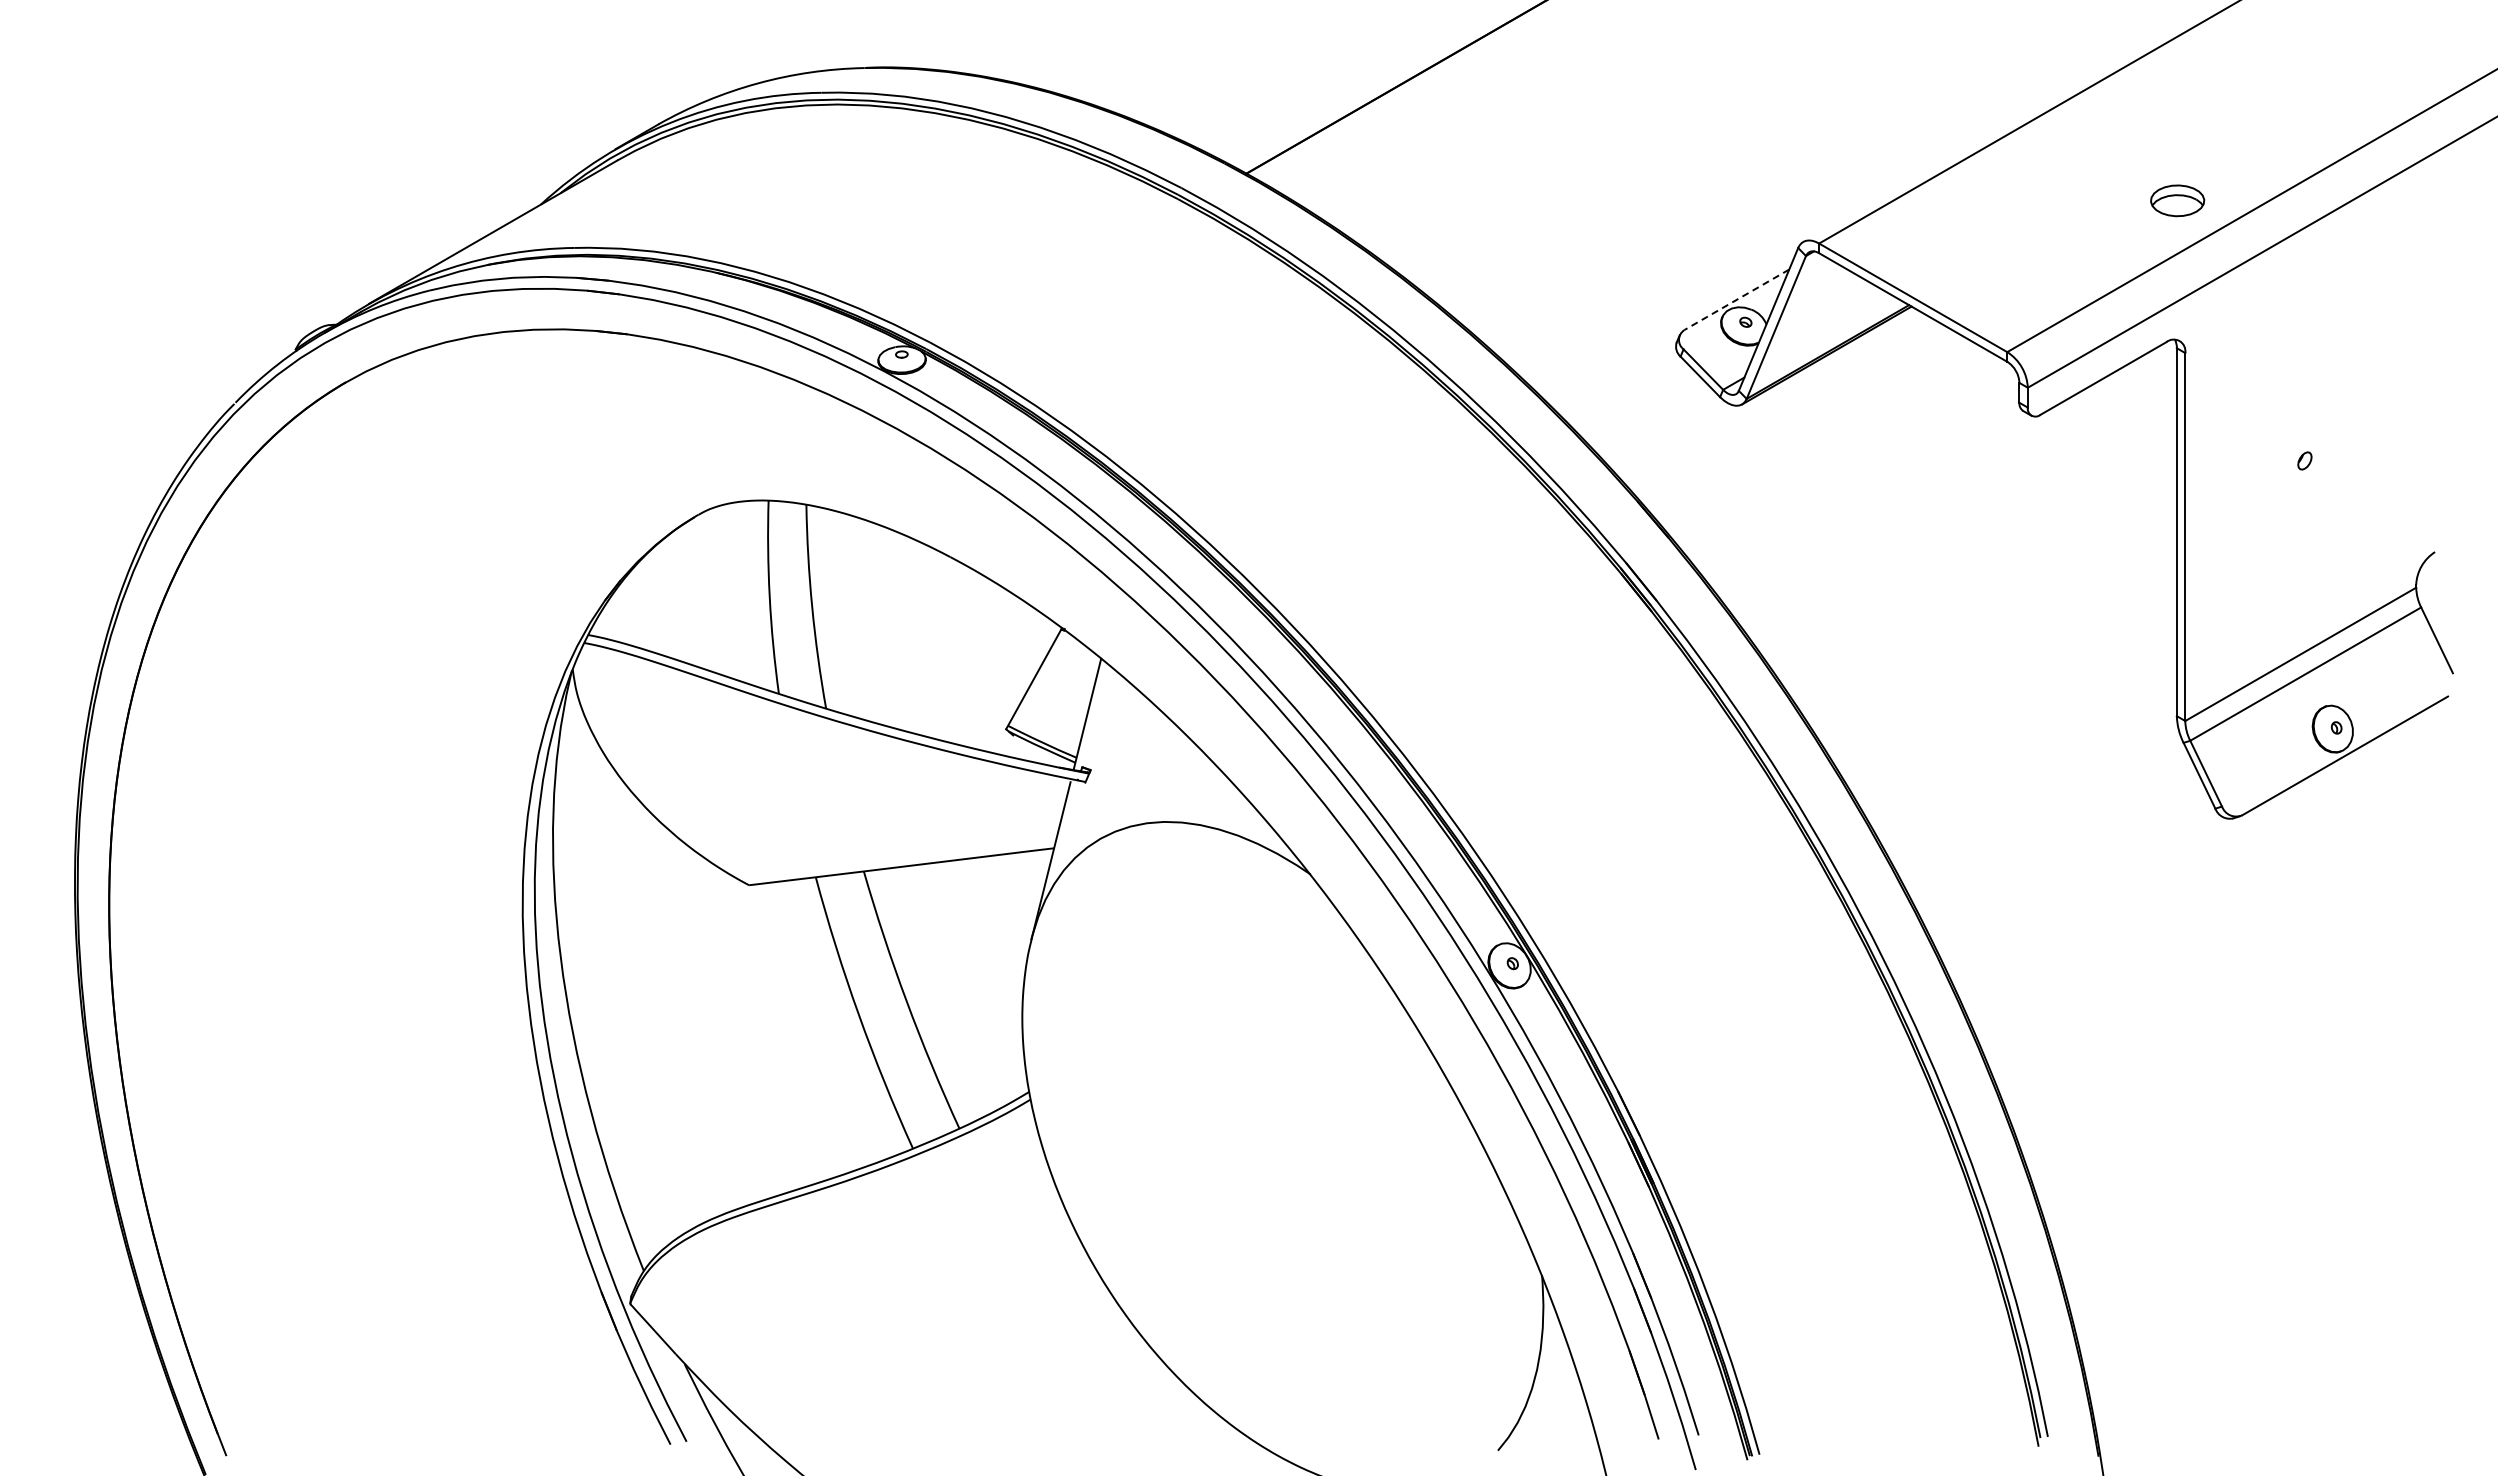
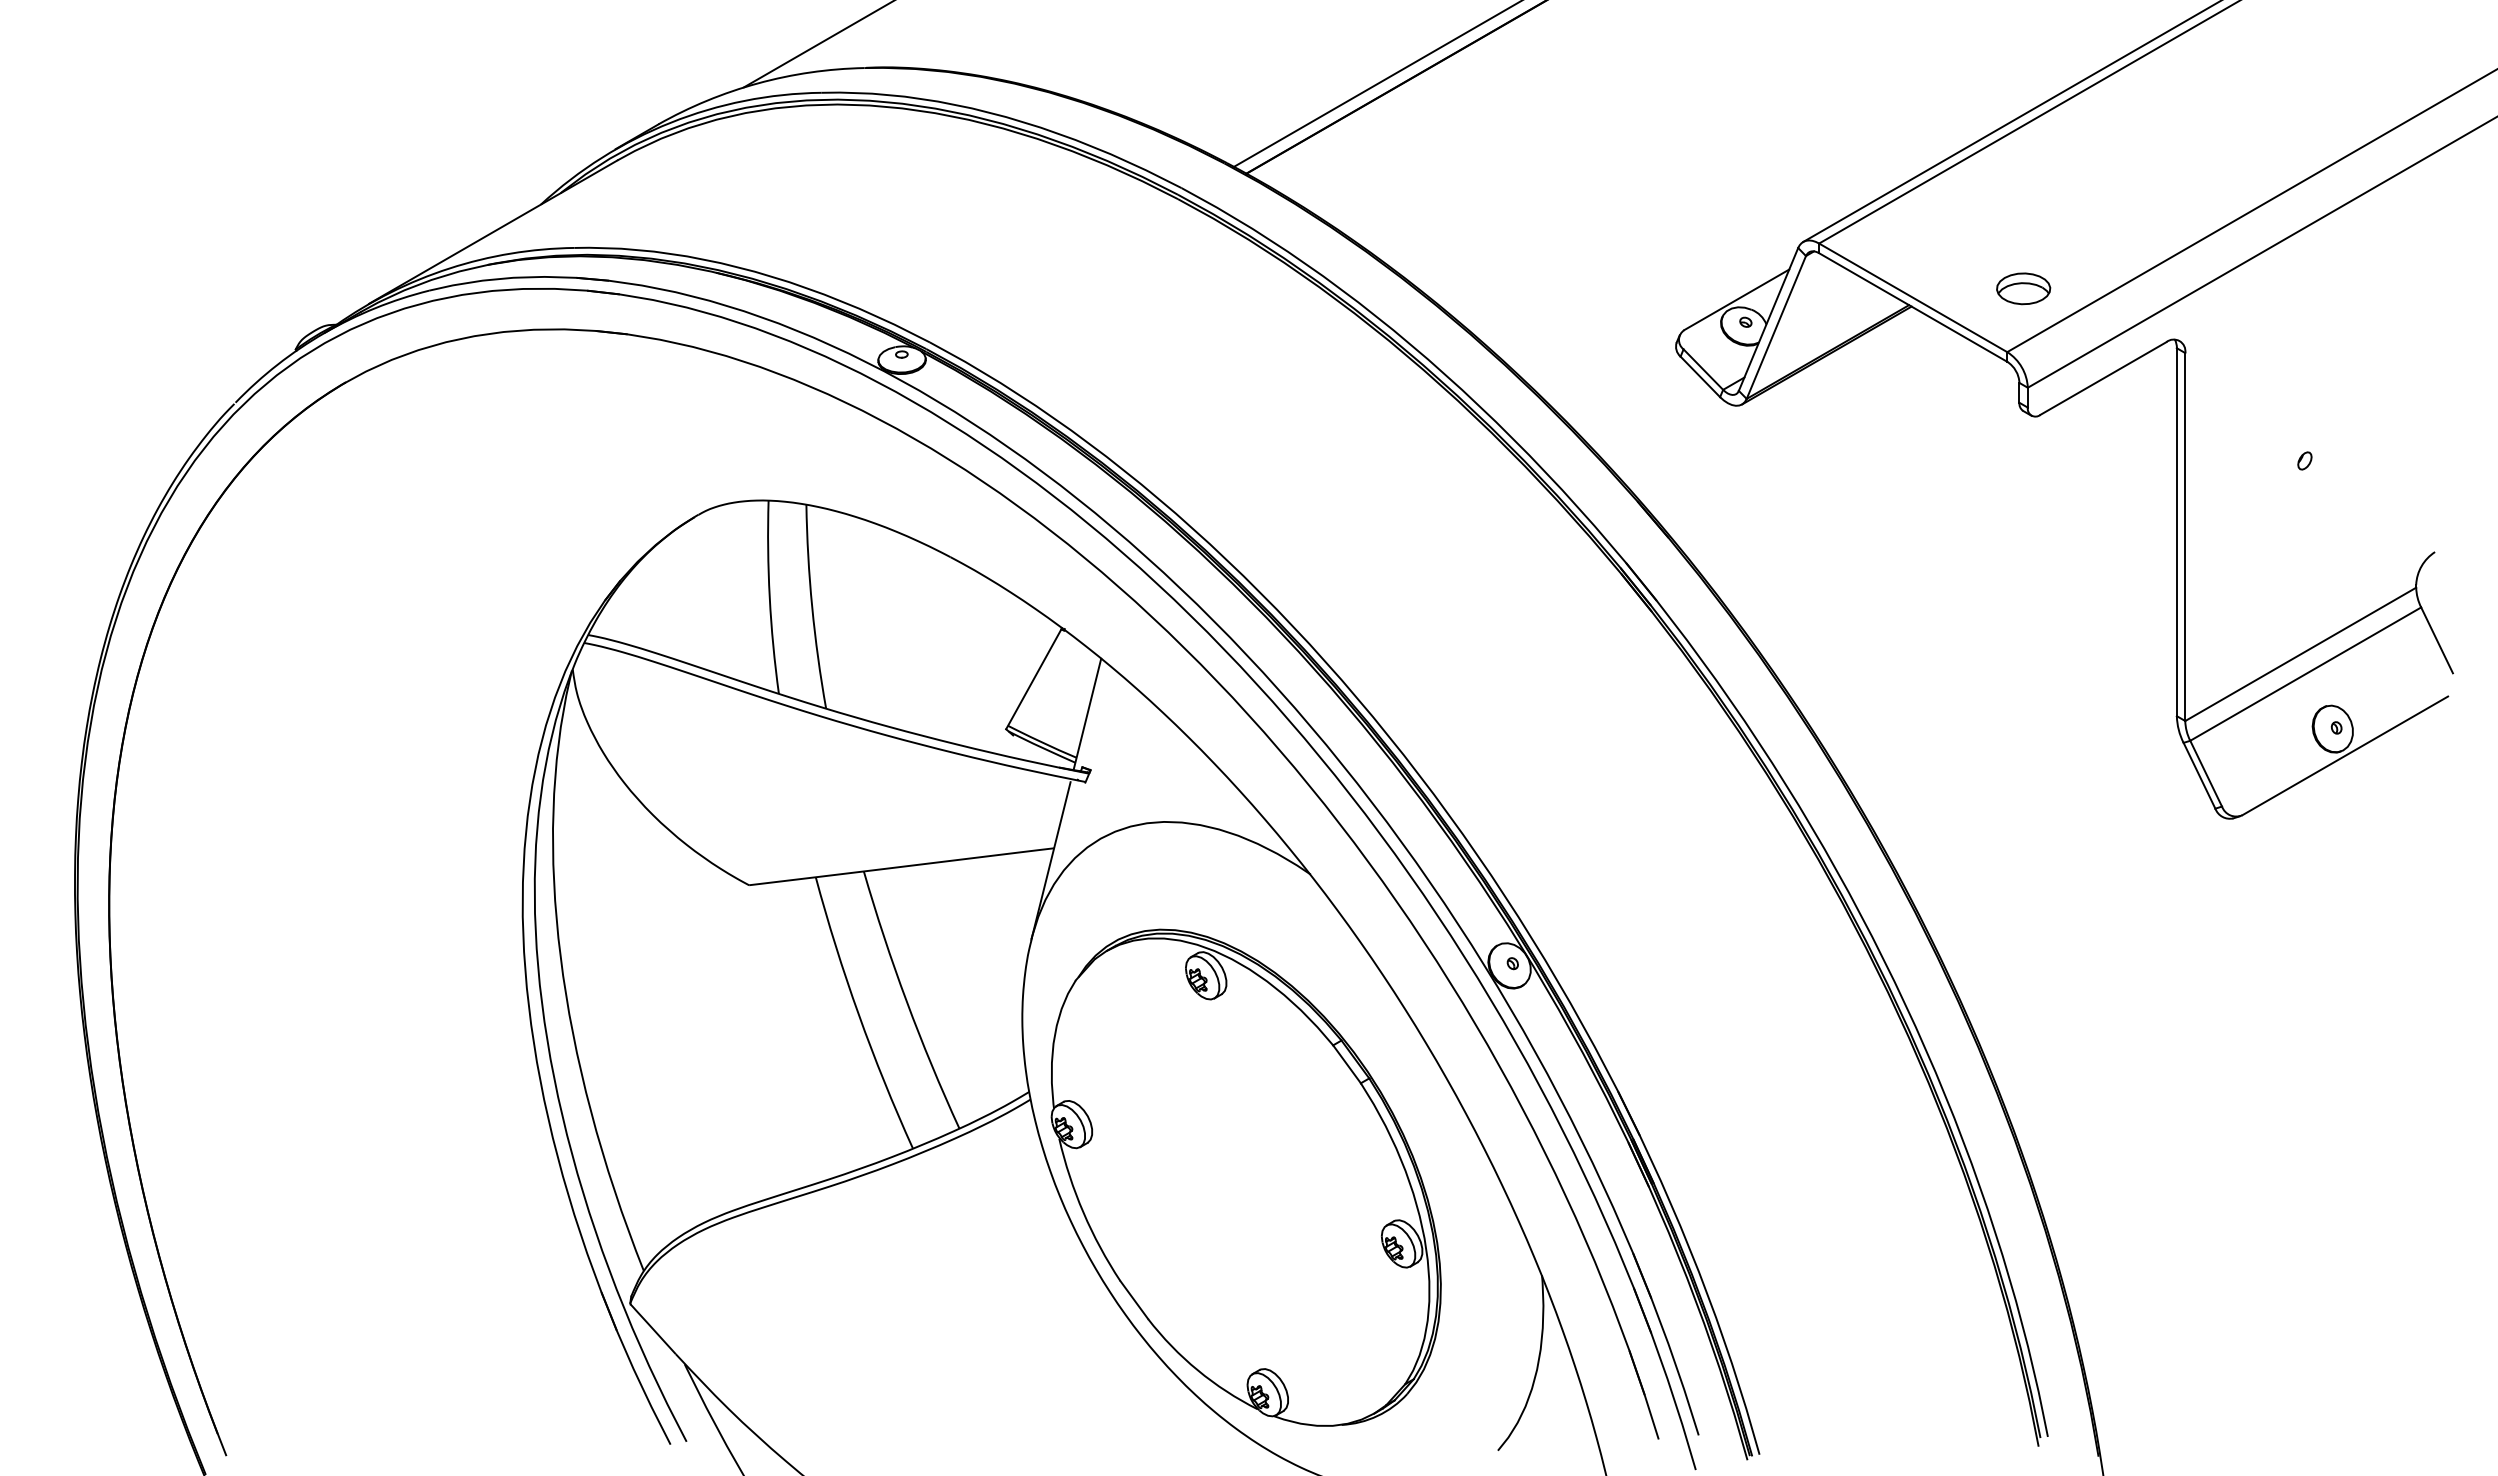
line: none -> present (817, 44)
line: none -> present (1376, 84)
line: none -> present (2010, 121)
part position: (2177, 200) -> (2023, 288) (2023, 288)
line: dashed -> solid (1736, 300)
part: none -> present (1245, 1177)
